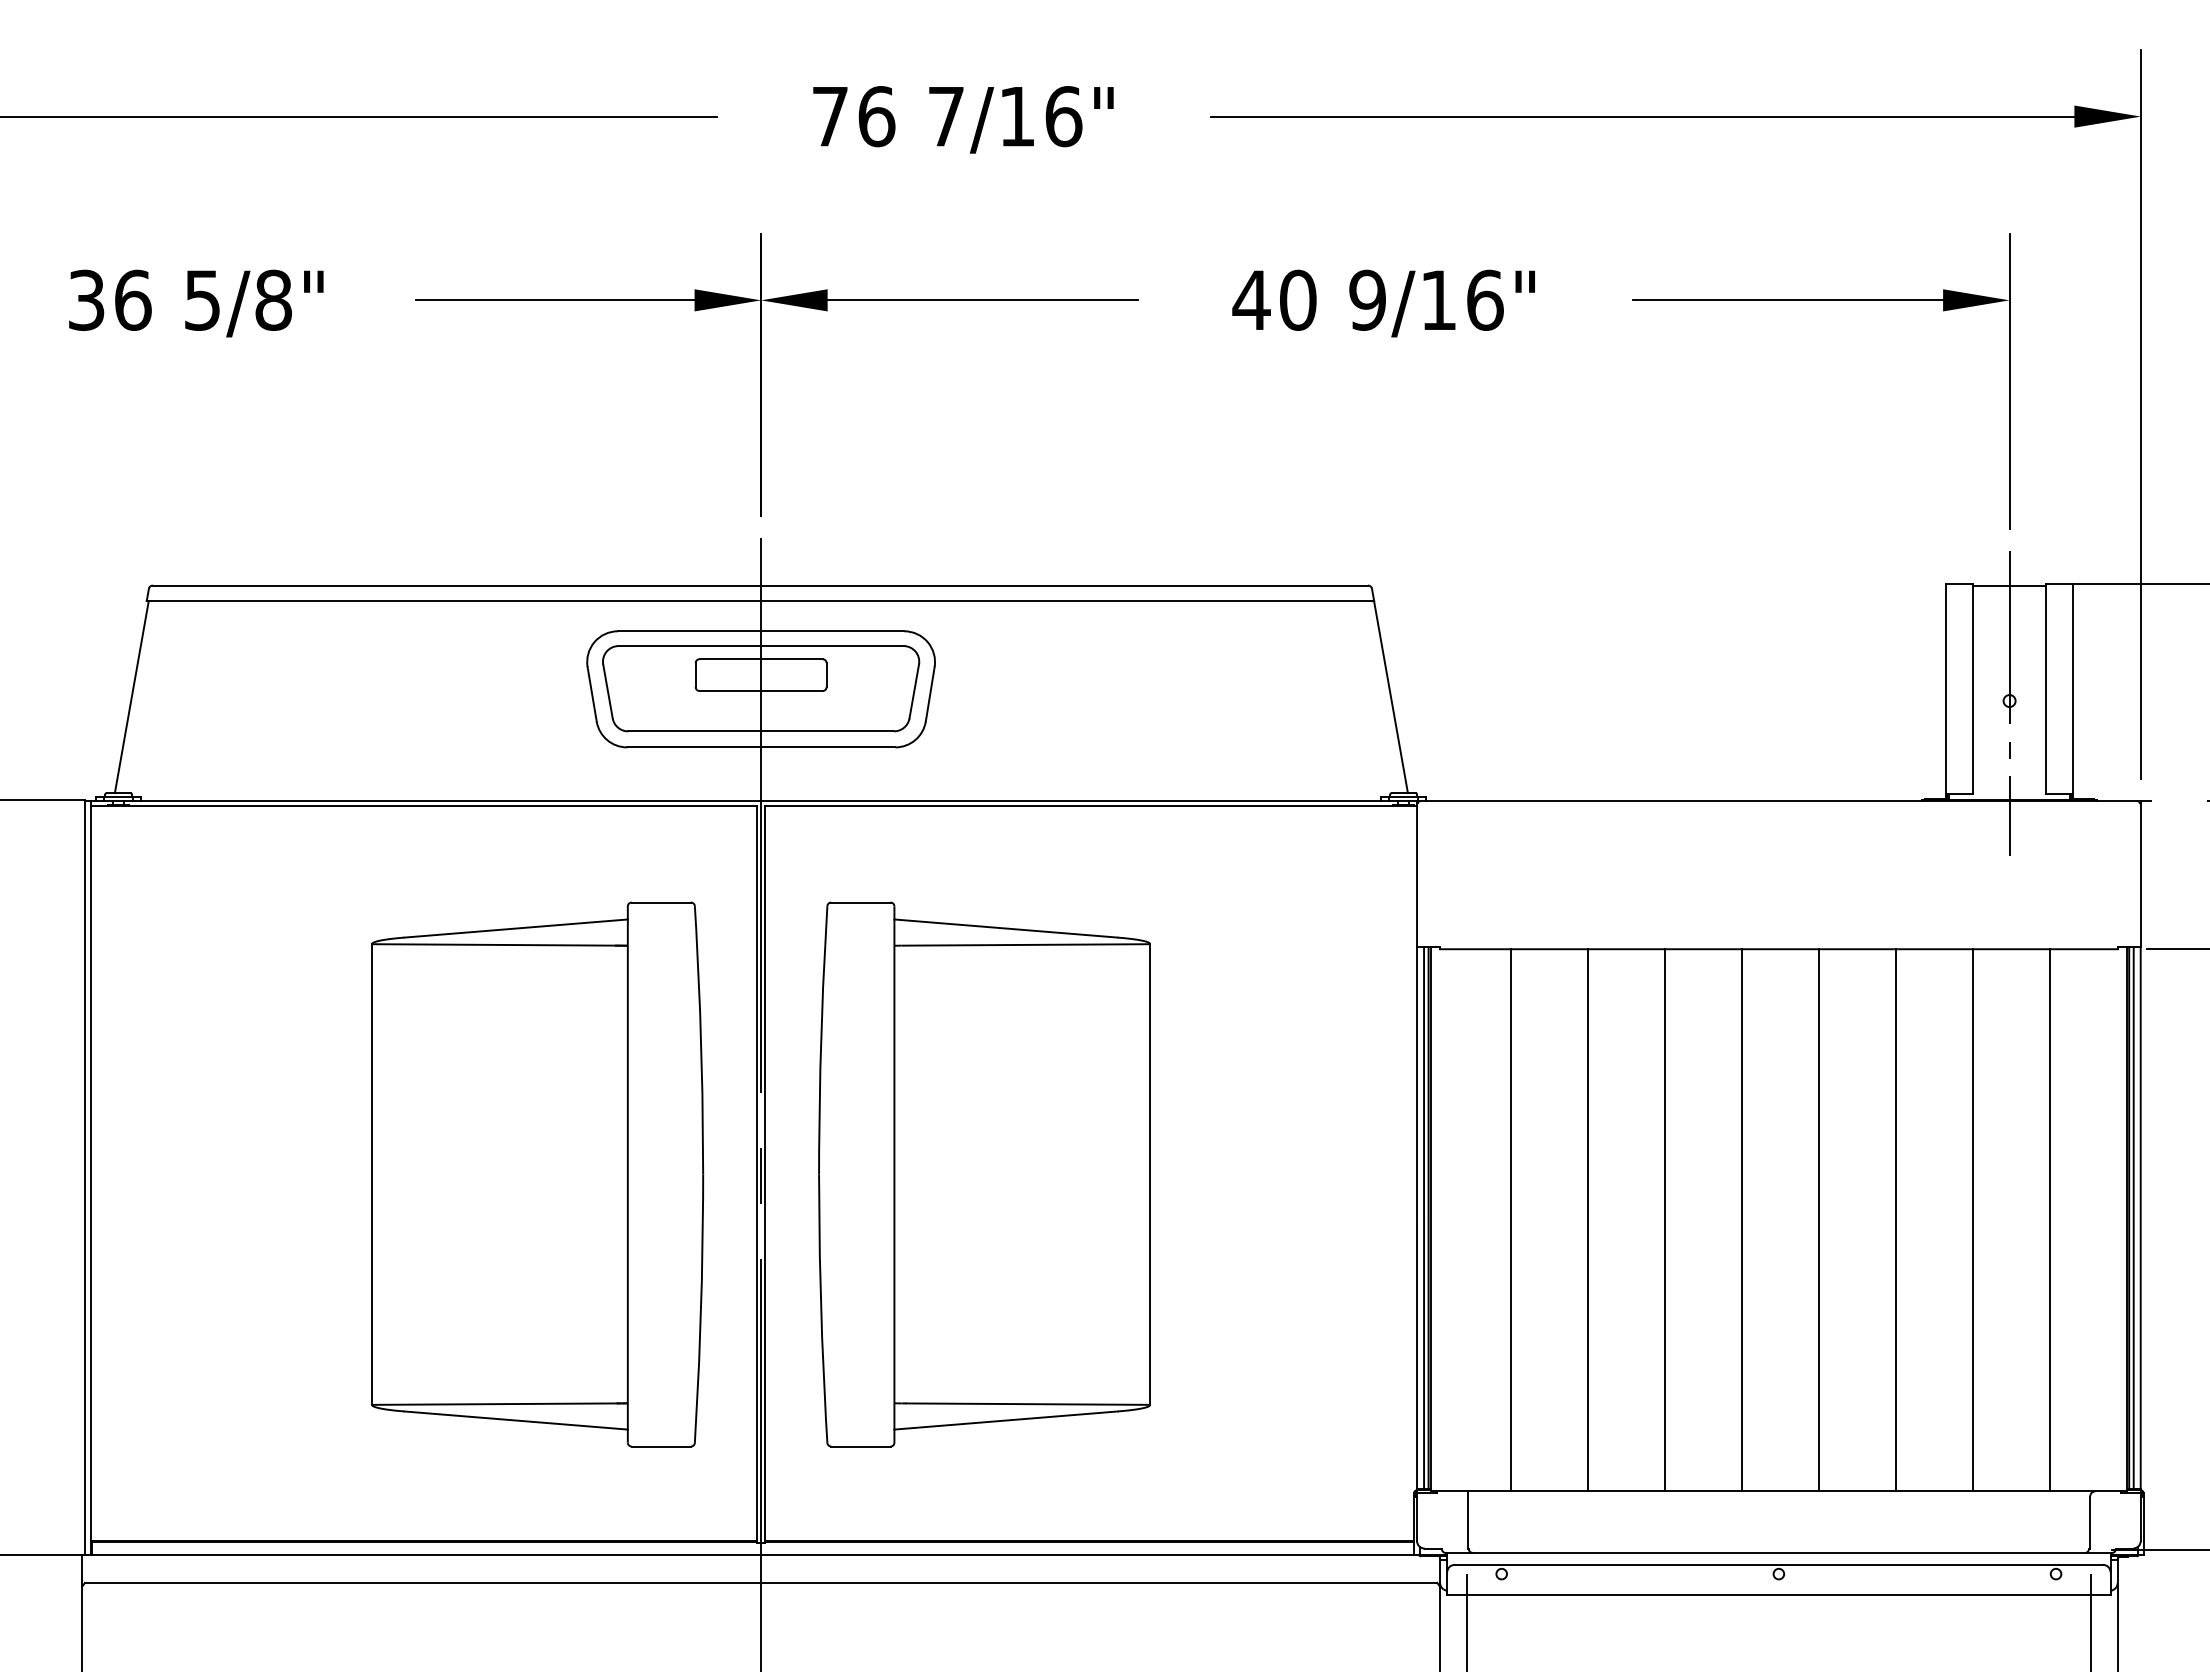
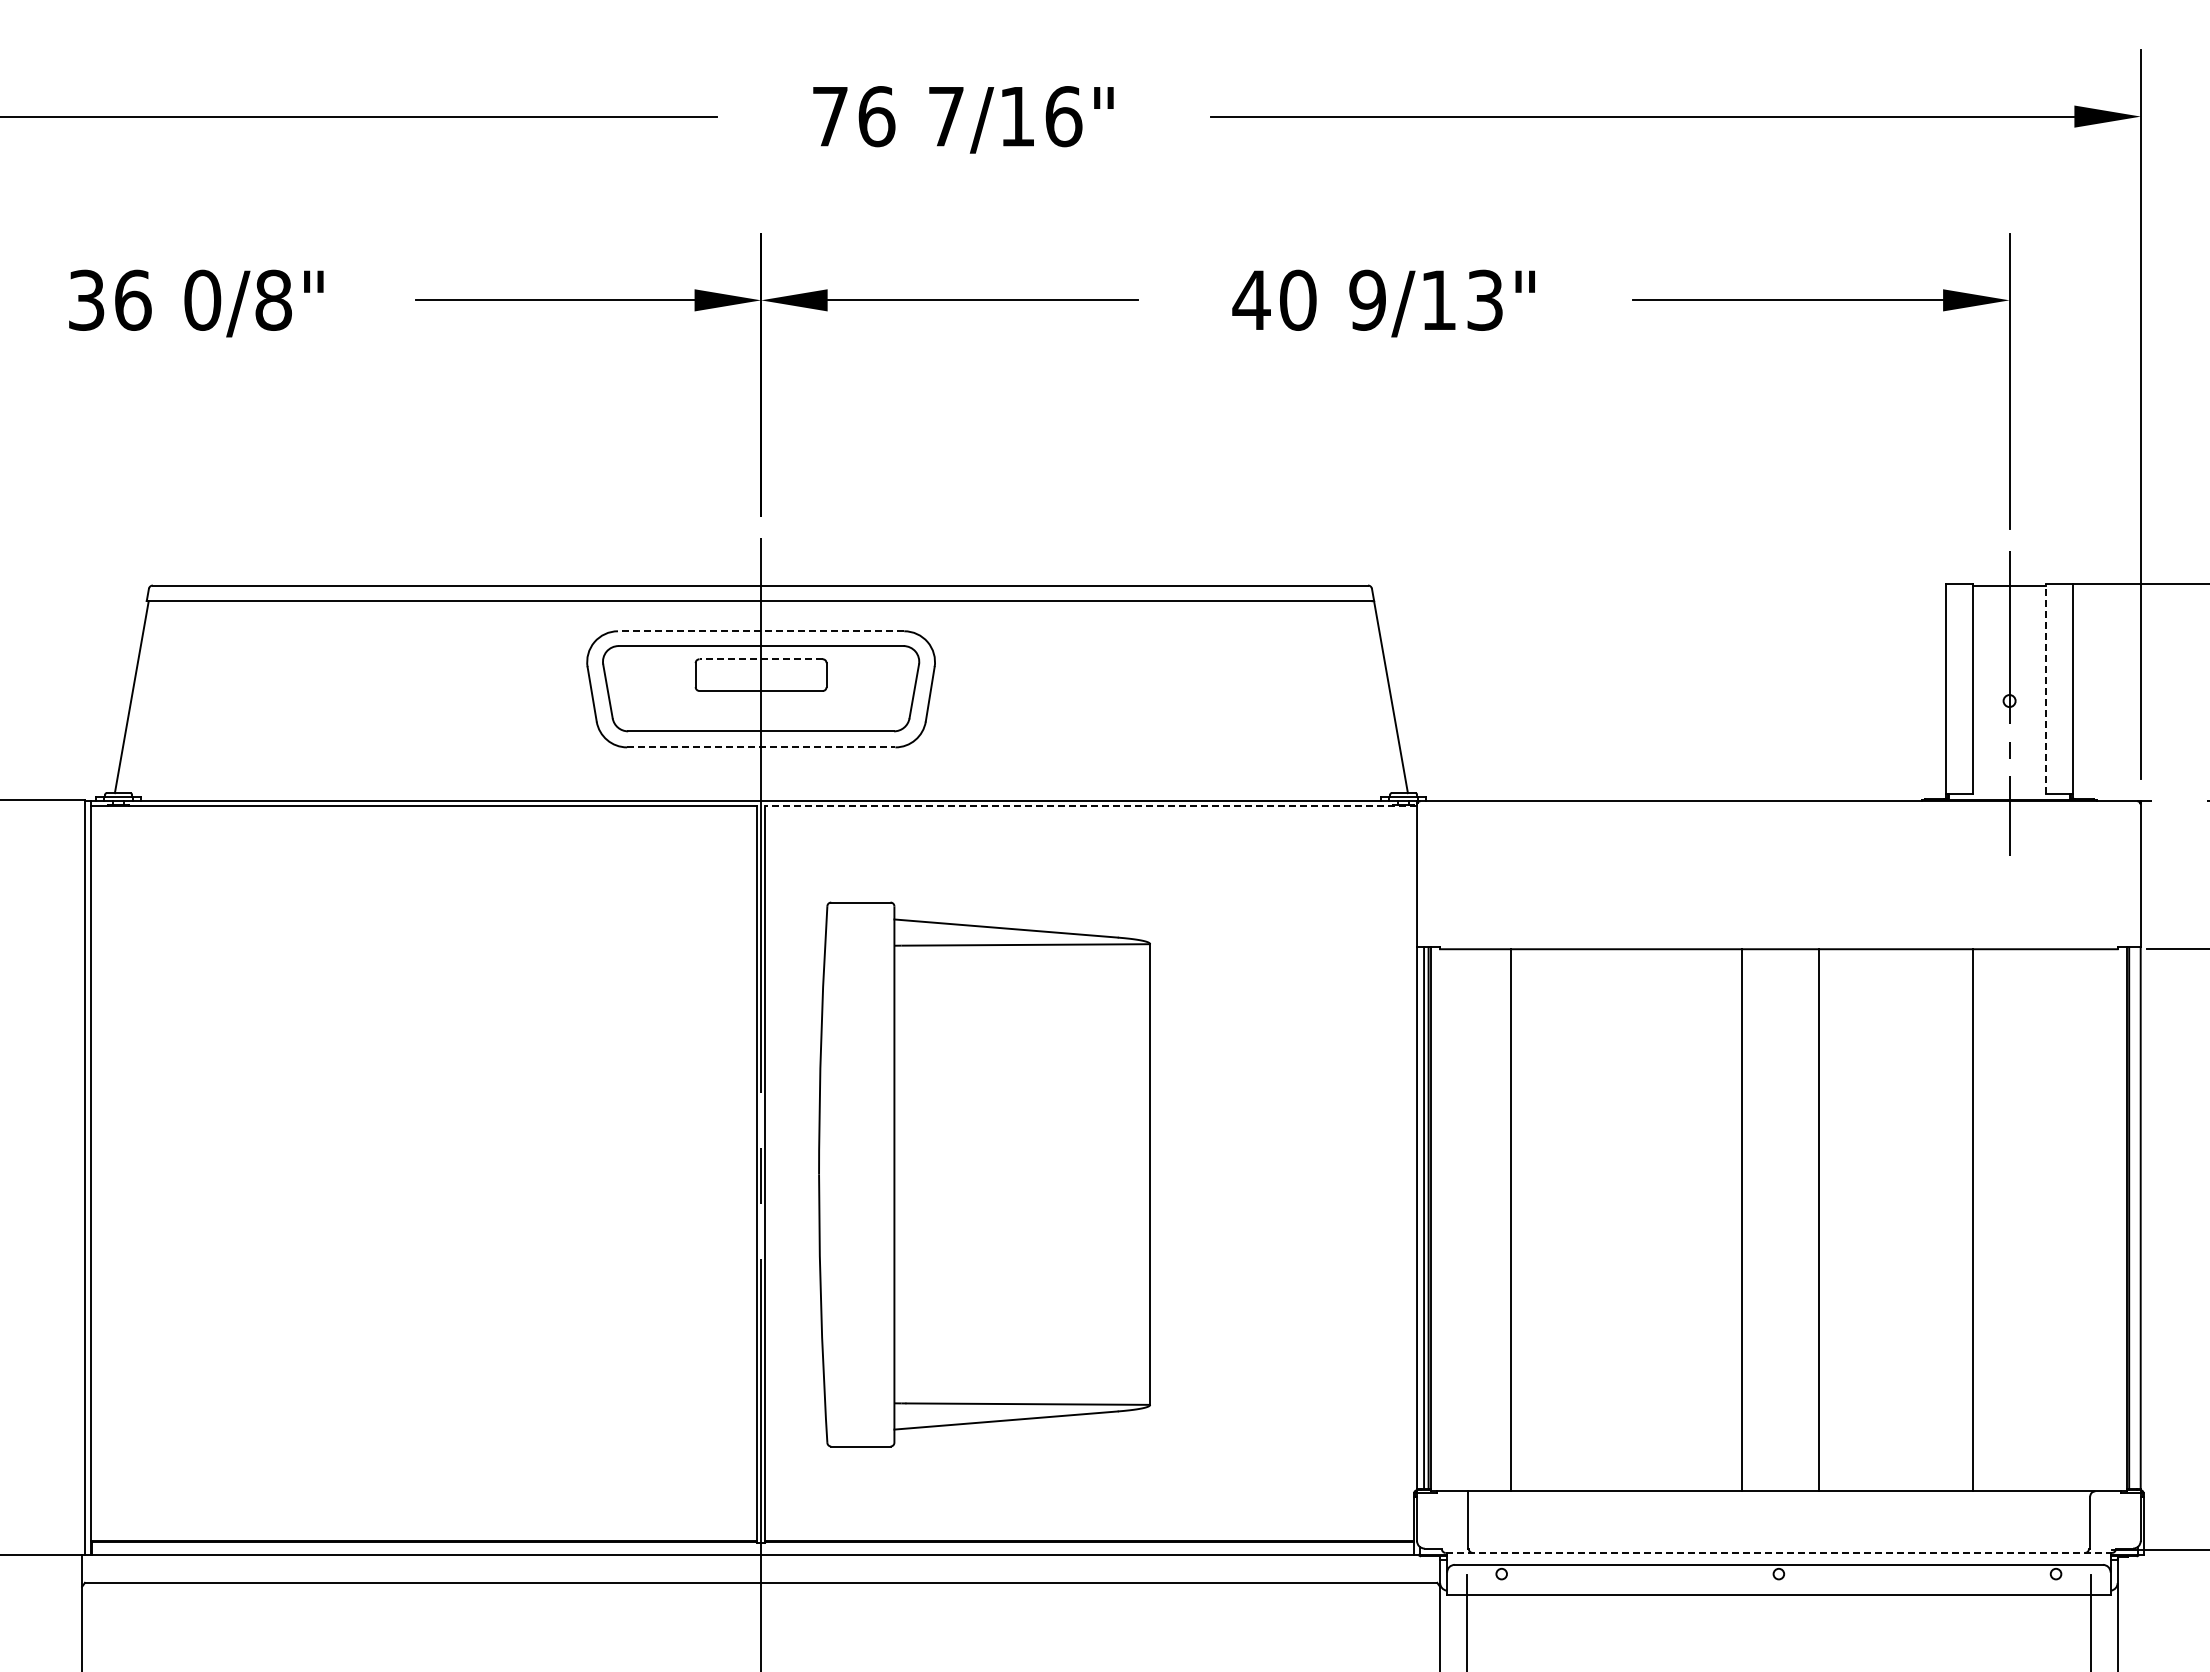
text: 5/8" -> 0/8" (202, 299)
text: 9/16" -> 9/13" (1485, 299)
line: solid -> dashed (760, 631)
line: solid -> dashed (761, 659)
line: solid -> dashed (2046, 688)
line: solid -> dashed (761, 747)
line: solid -> dashed (1090, 806)
part: present -> none (537, 1174)
line: present -> none (2133, 1217)
line: present -> none (1588, 1220)
line: present -> none (1665, 1220)
line: present -> none (1896, 1220)
line: present -> none (2050, 1220)
line: solid -> dashed (1779, 1552)
